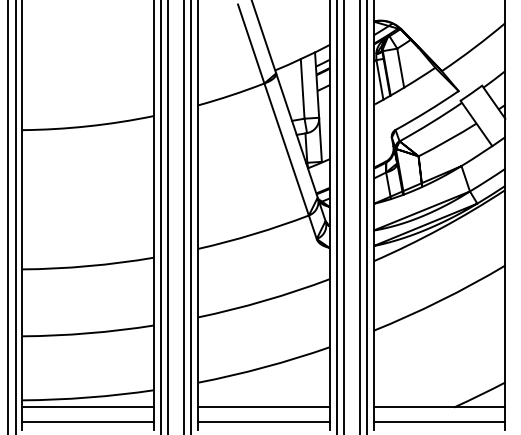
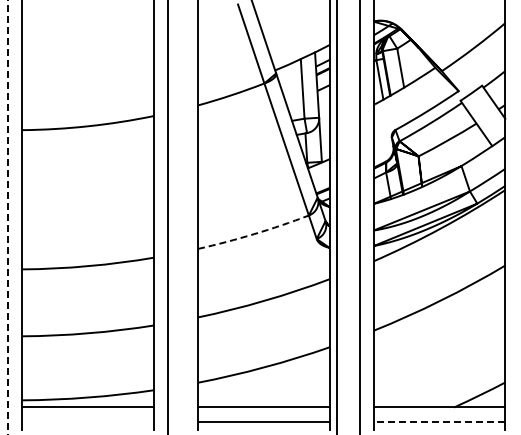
line: present -> none (15, 216)
line: present -> none (160, 216)
line: present -> none (183, 216)
line: present -> none (191, 216)
line: present -> none (343, 216)
line: present -> none (366, 216)
line: solid -> dashed (8, 217)
arc: solid -> dashed (254, 234)
line: present -> none (88, 422)
line: solid -> dashed (439, 422)
